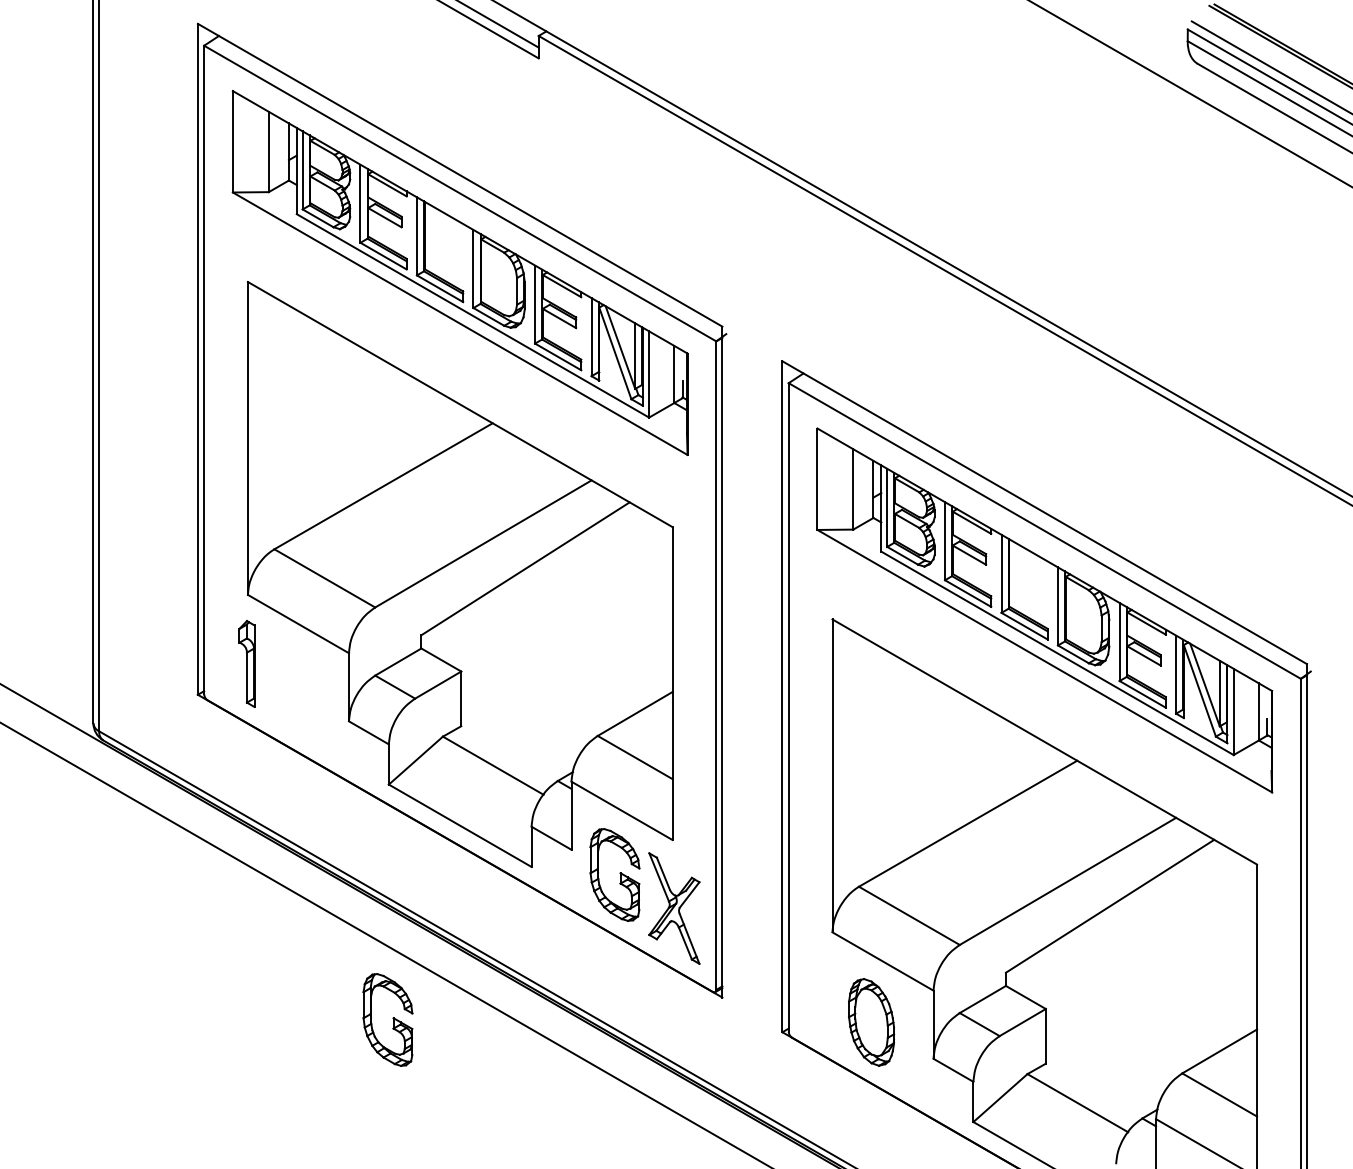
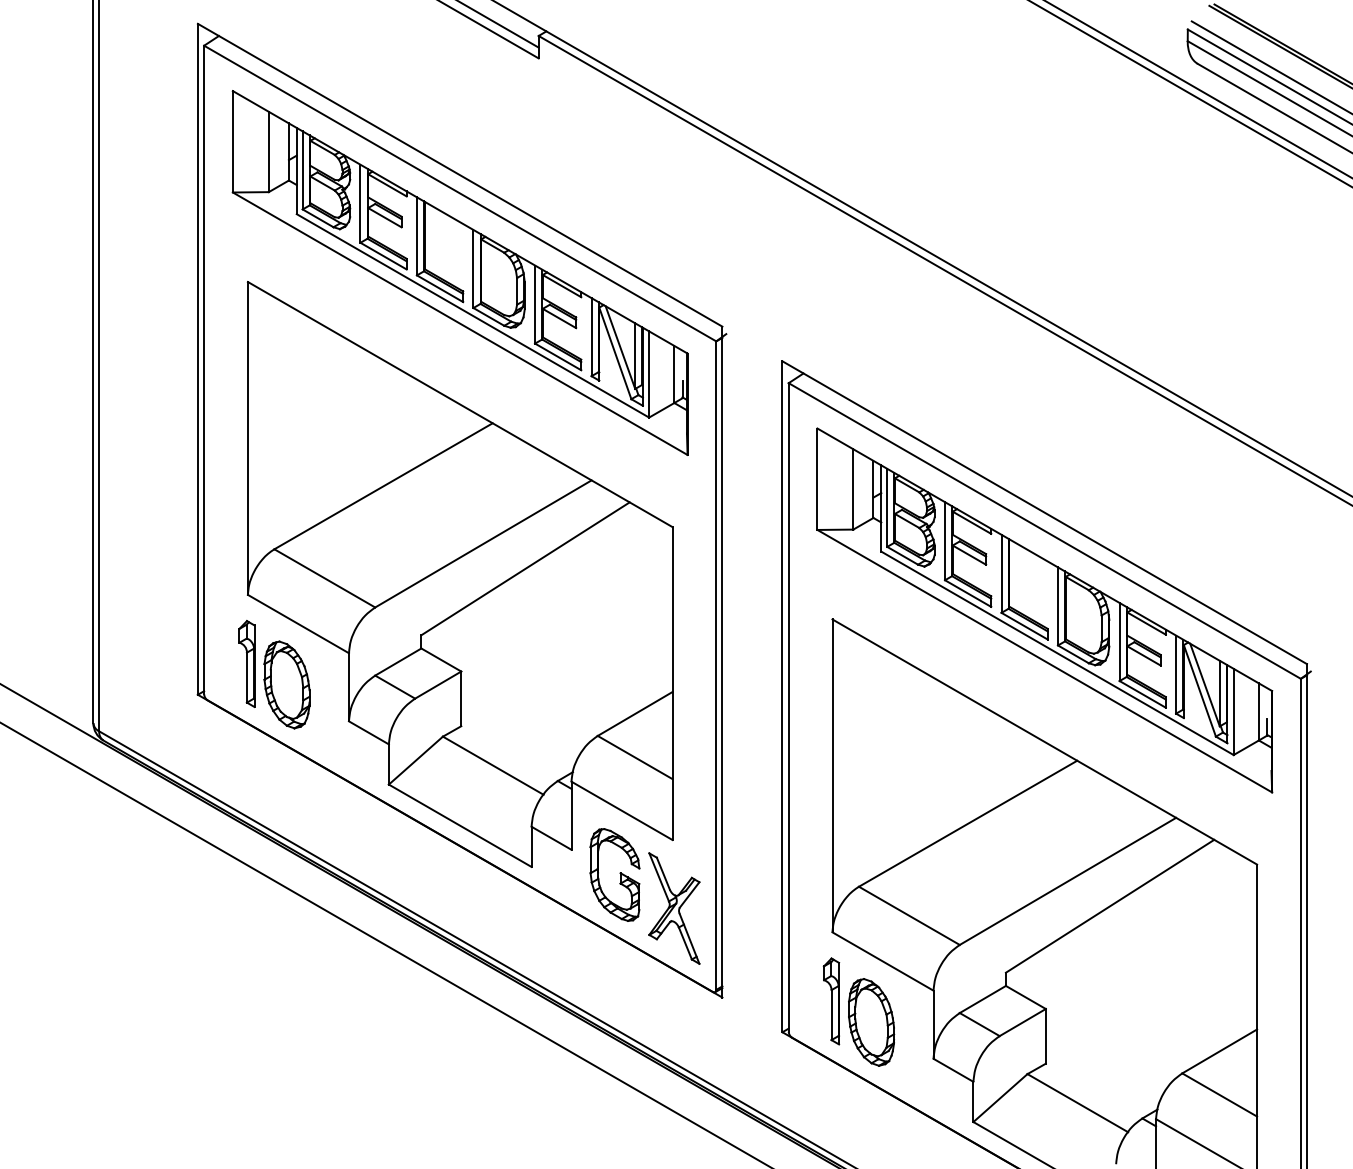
line: none -> present (1198, 89)
part: none -> present (286, 684)
part: none -> present (831, 1001)
part: present -> none (387, 1019)
